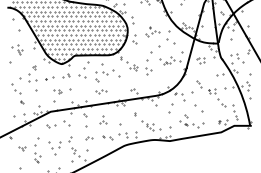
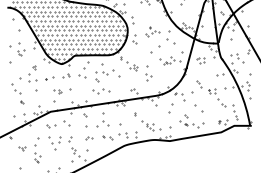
part size: 13x12 px -> 17x15 px (17, 49)
part position: (148, 67) -> (148, 73) (148, 73)
part size: 13x6 px -> 19x7 px (101, 91)
part size: 9x10 px -> 14x16 px (102, 119)
part position: (54, 148) -> (54, 143) (54, 143)
